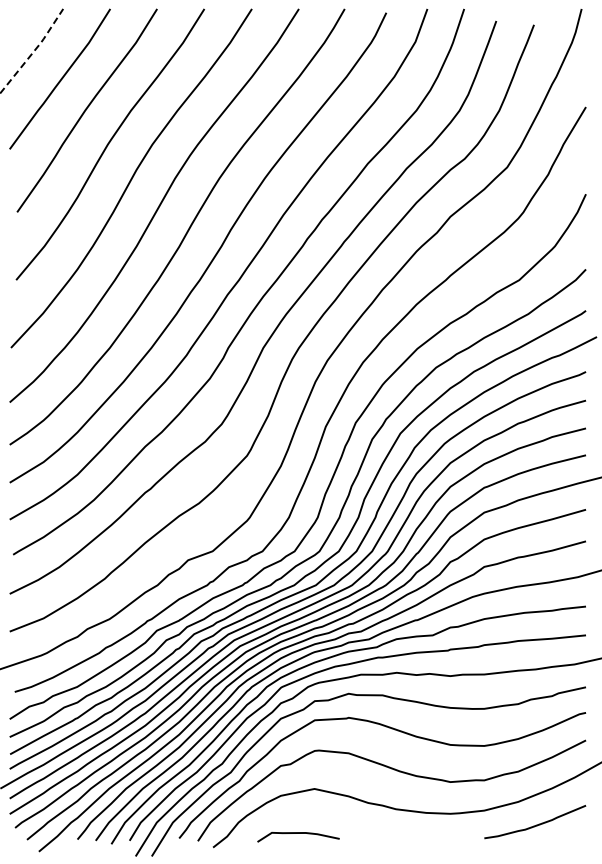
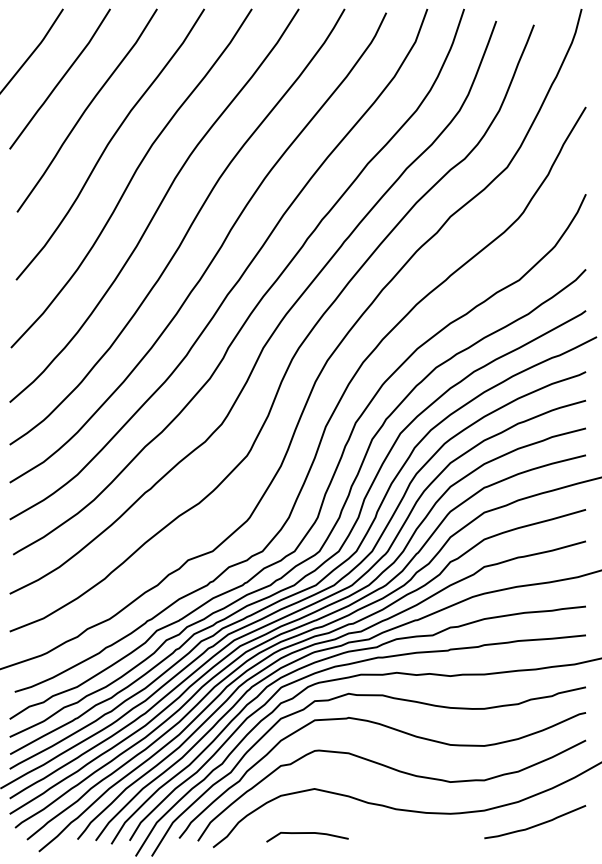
line: dashed -> solid (34, 51)
curve position: (298, 833) -> (307, 833) (307, 833)
